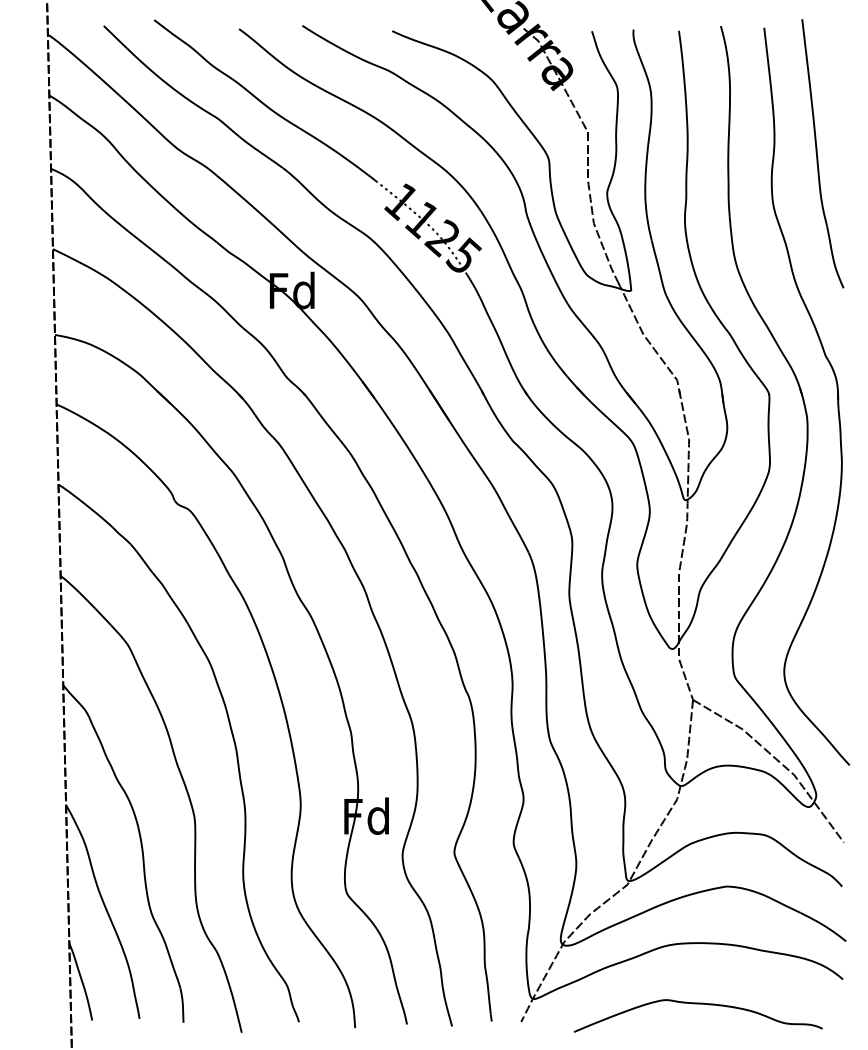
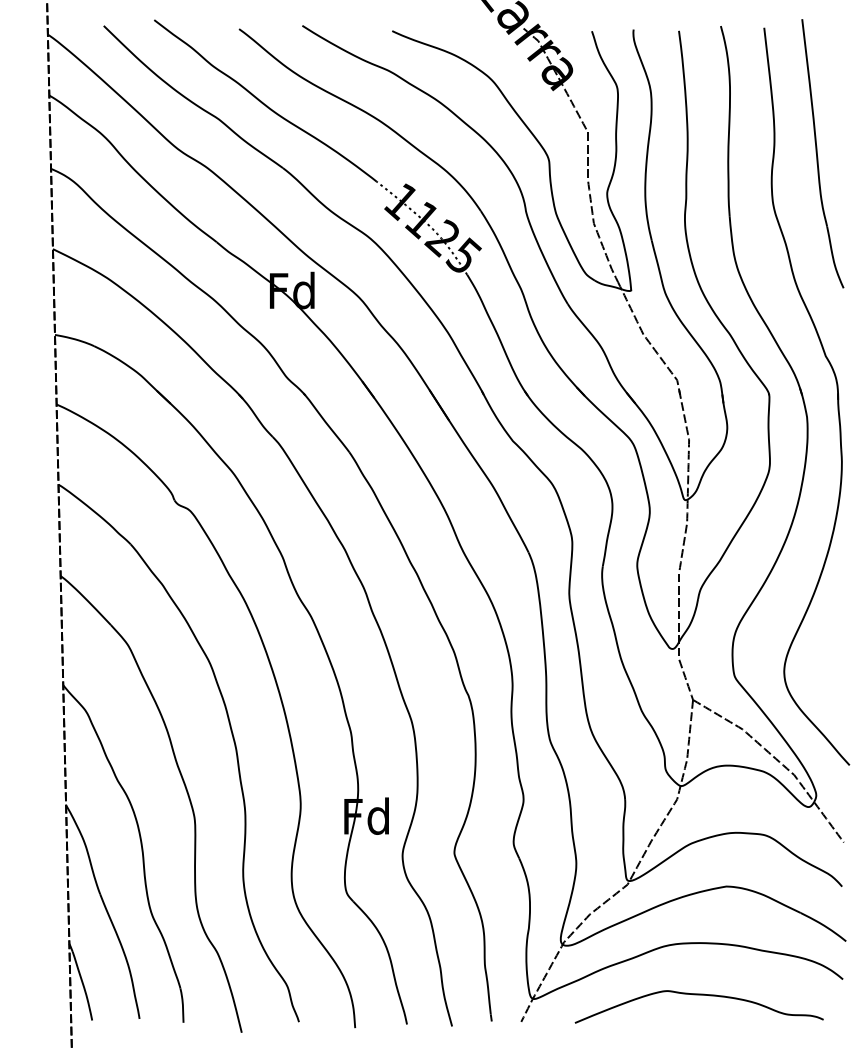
curve position: (697, 1004) -> (698, 995) (698, 995)
